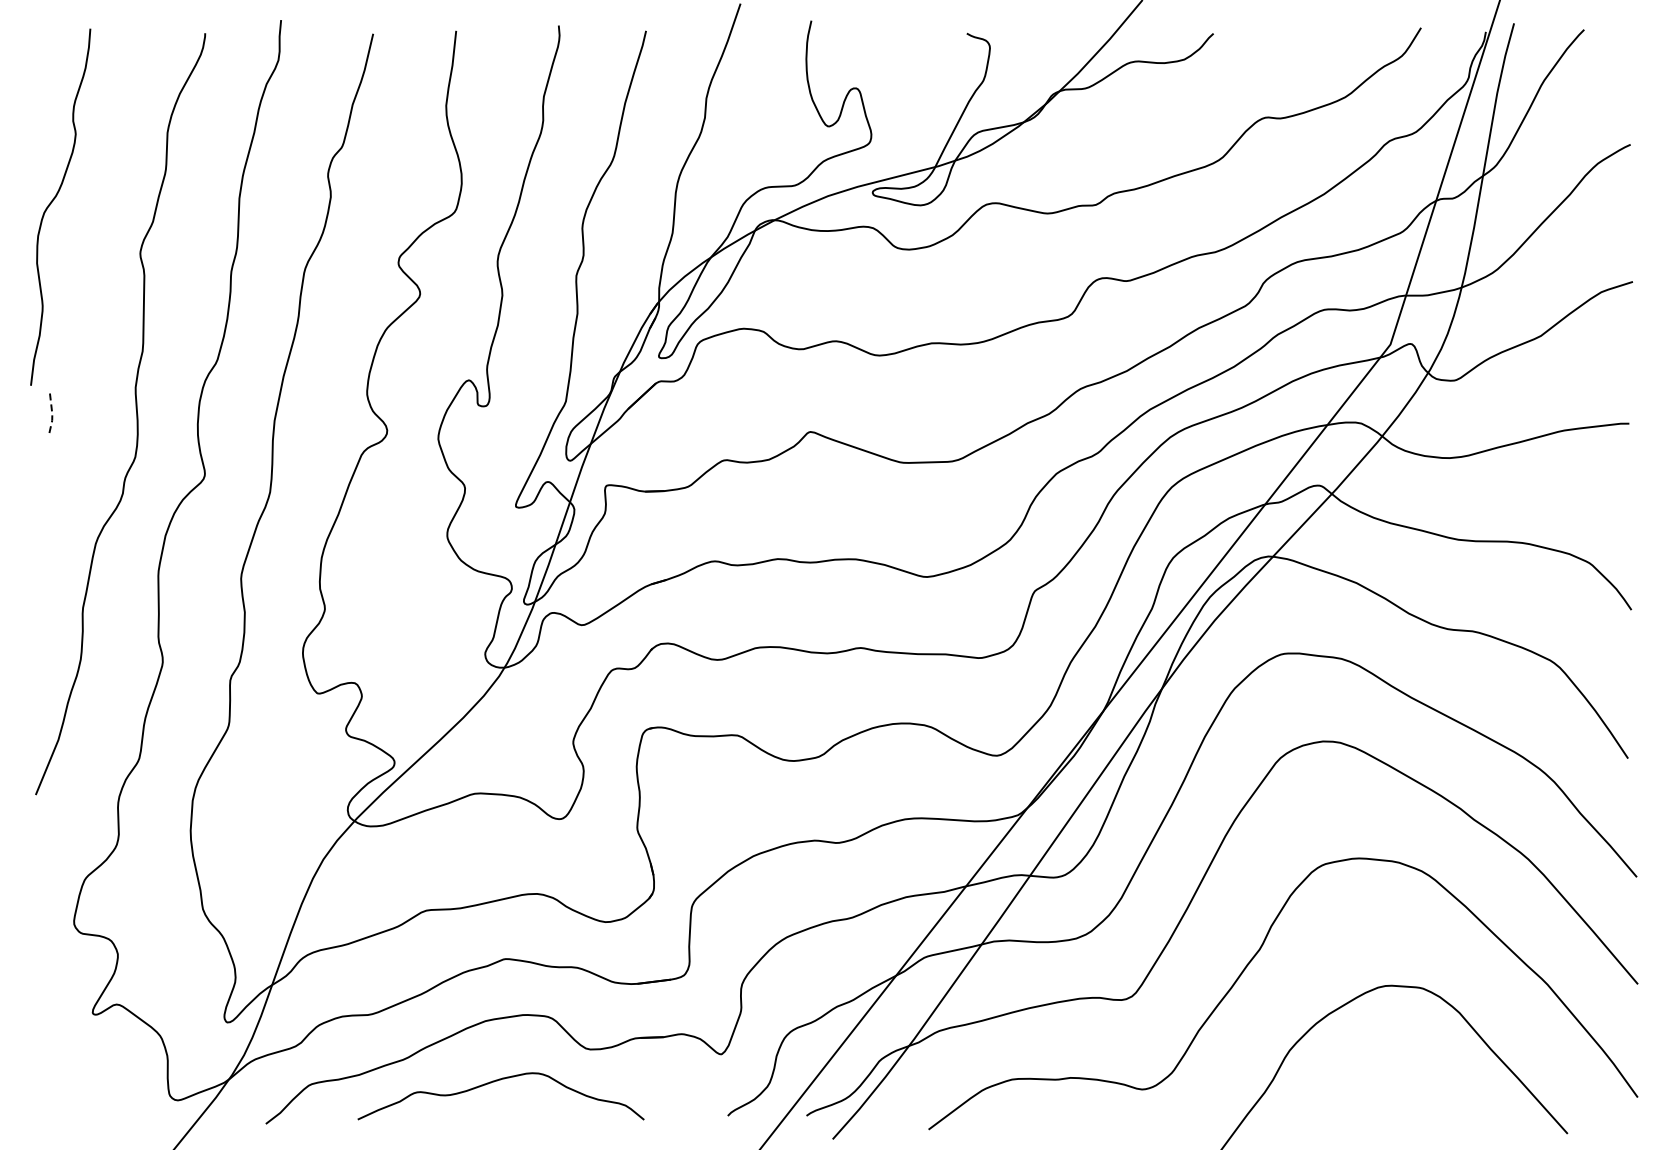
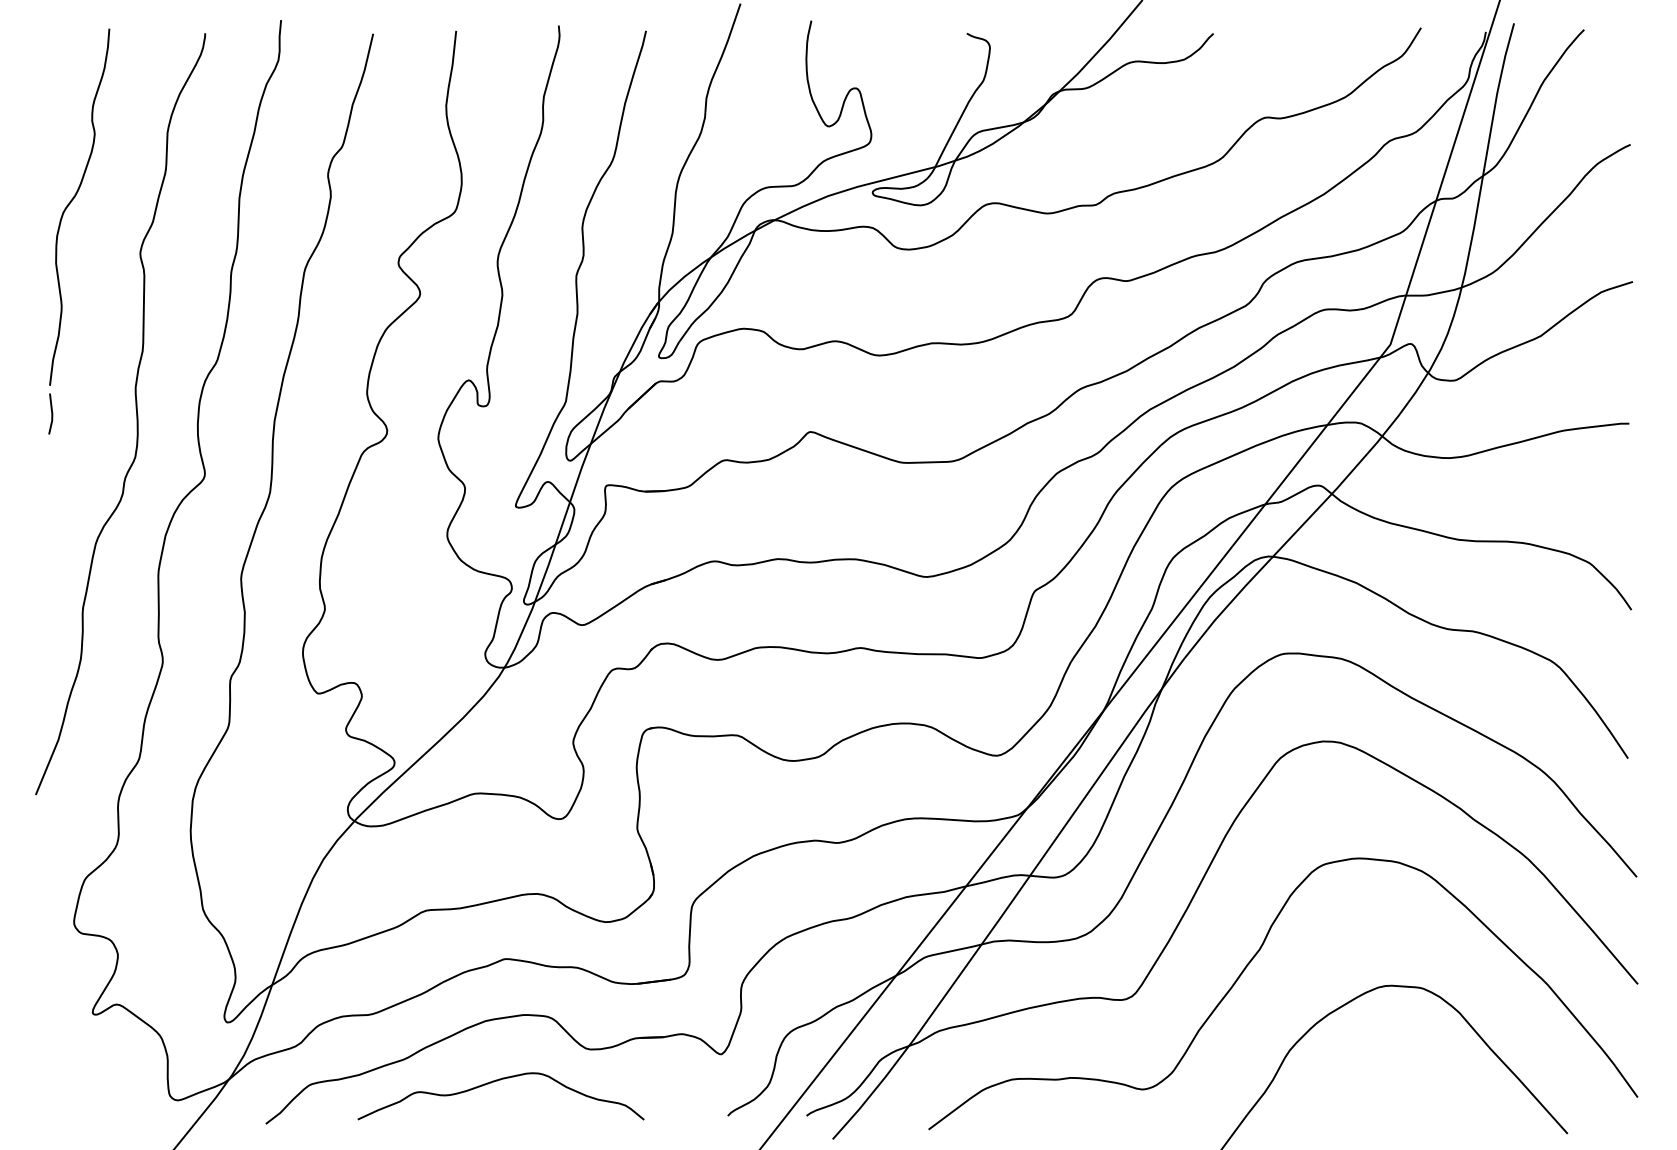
curve position: (53, 201) -> (72, 201) (72, 201)
line: dashed -> solid (52, 415)
